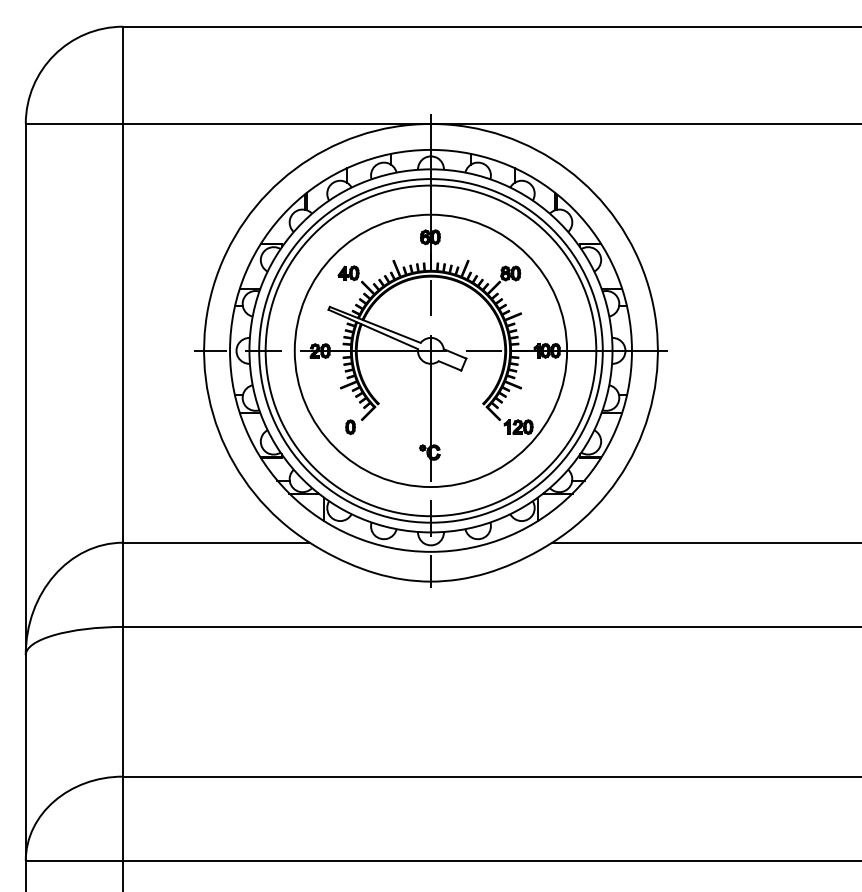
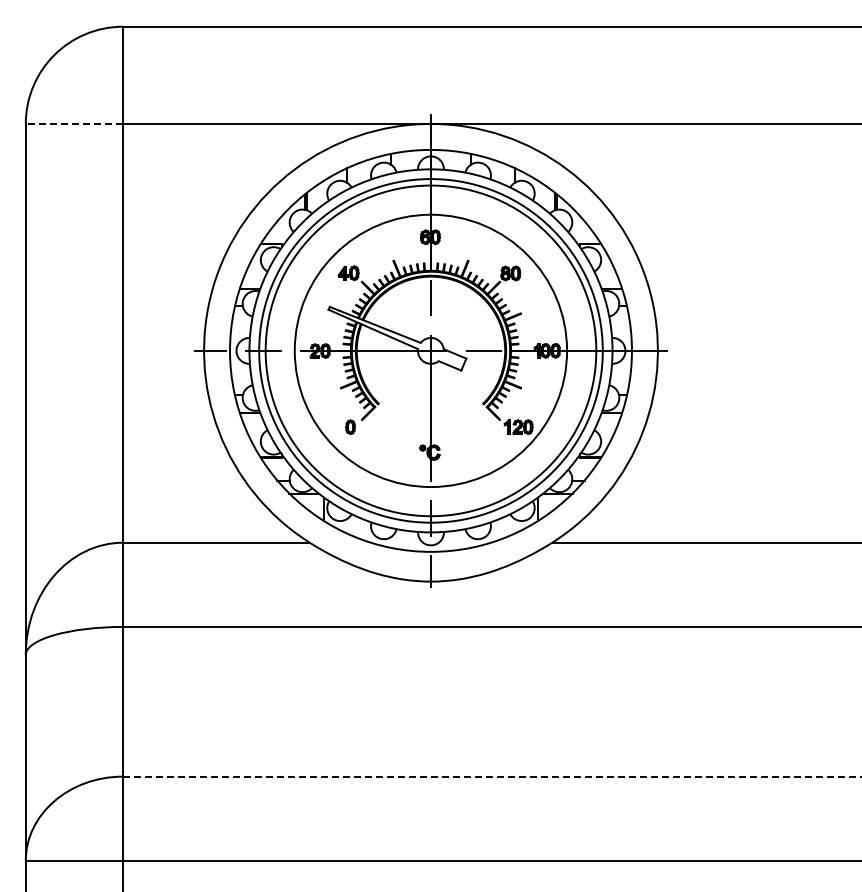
line: solid -> dashed (74, 123)
line: solid -> dashed (491, 776)
